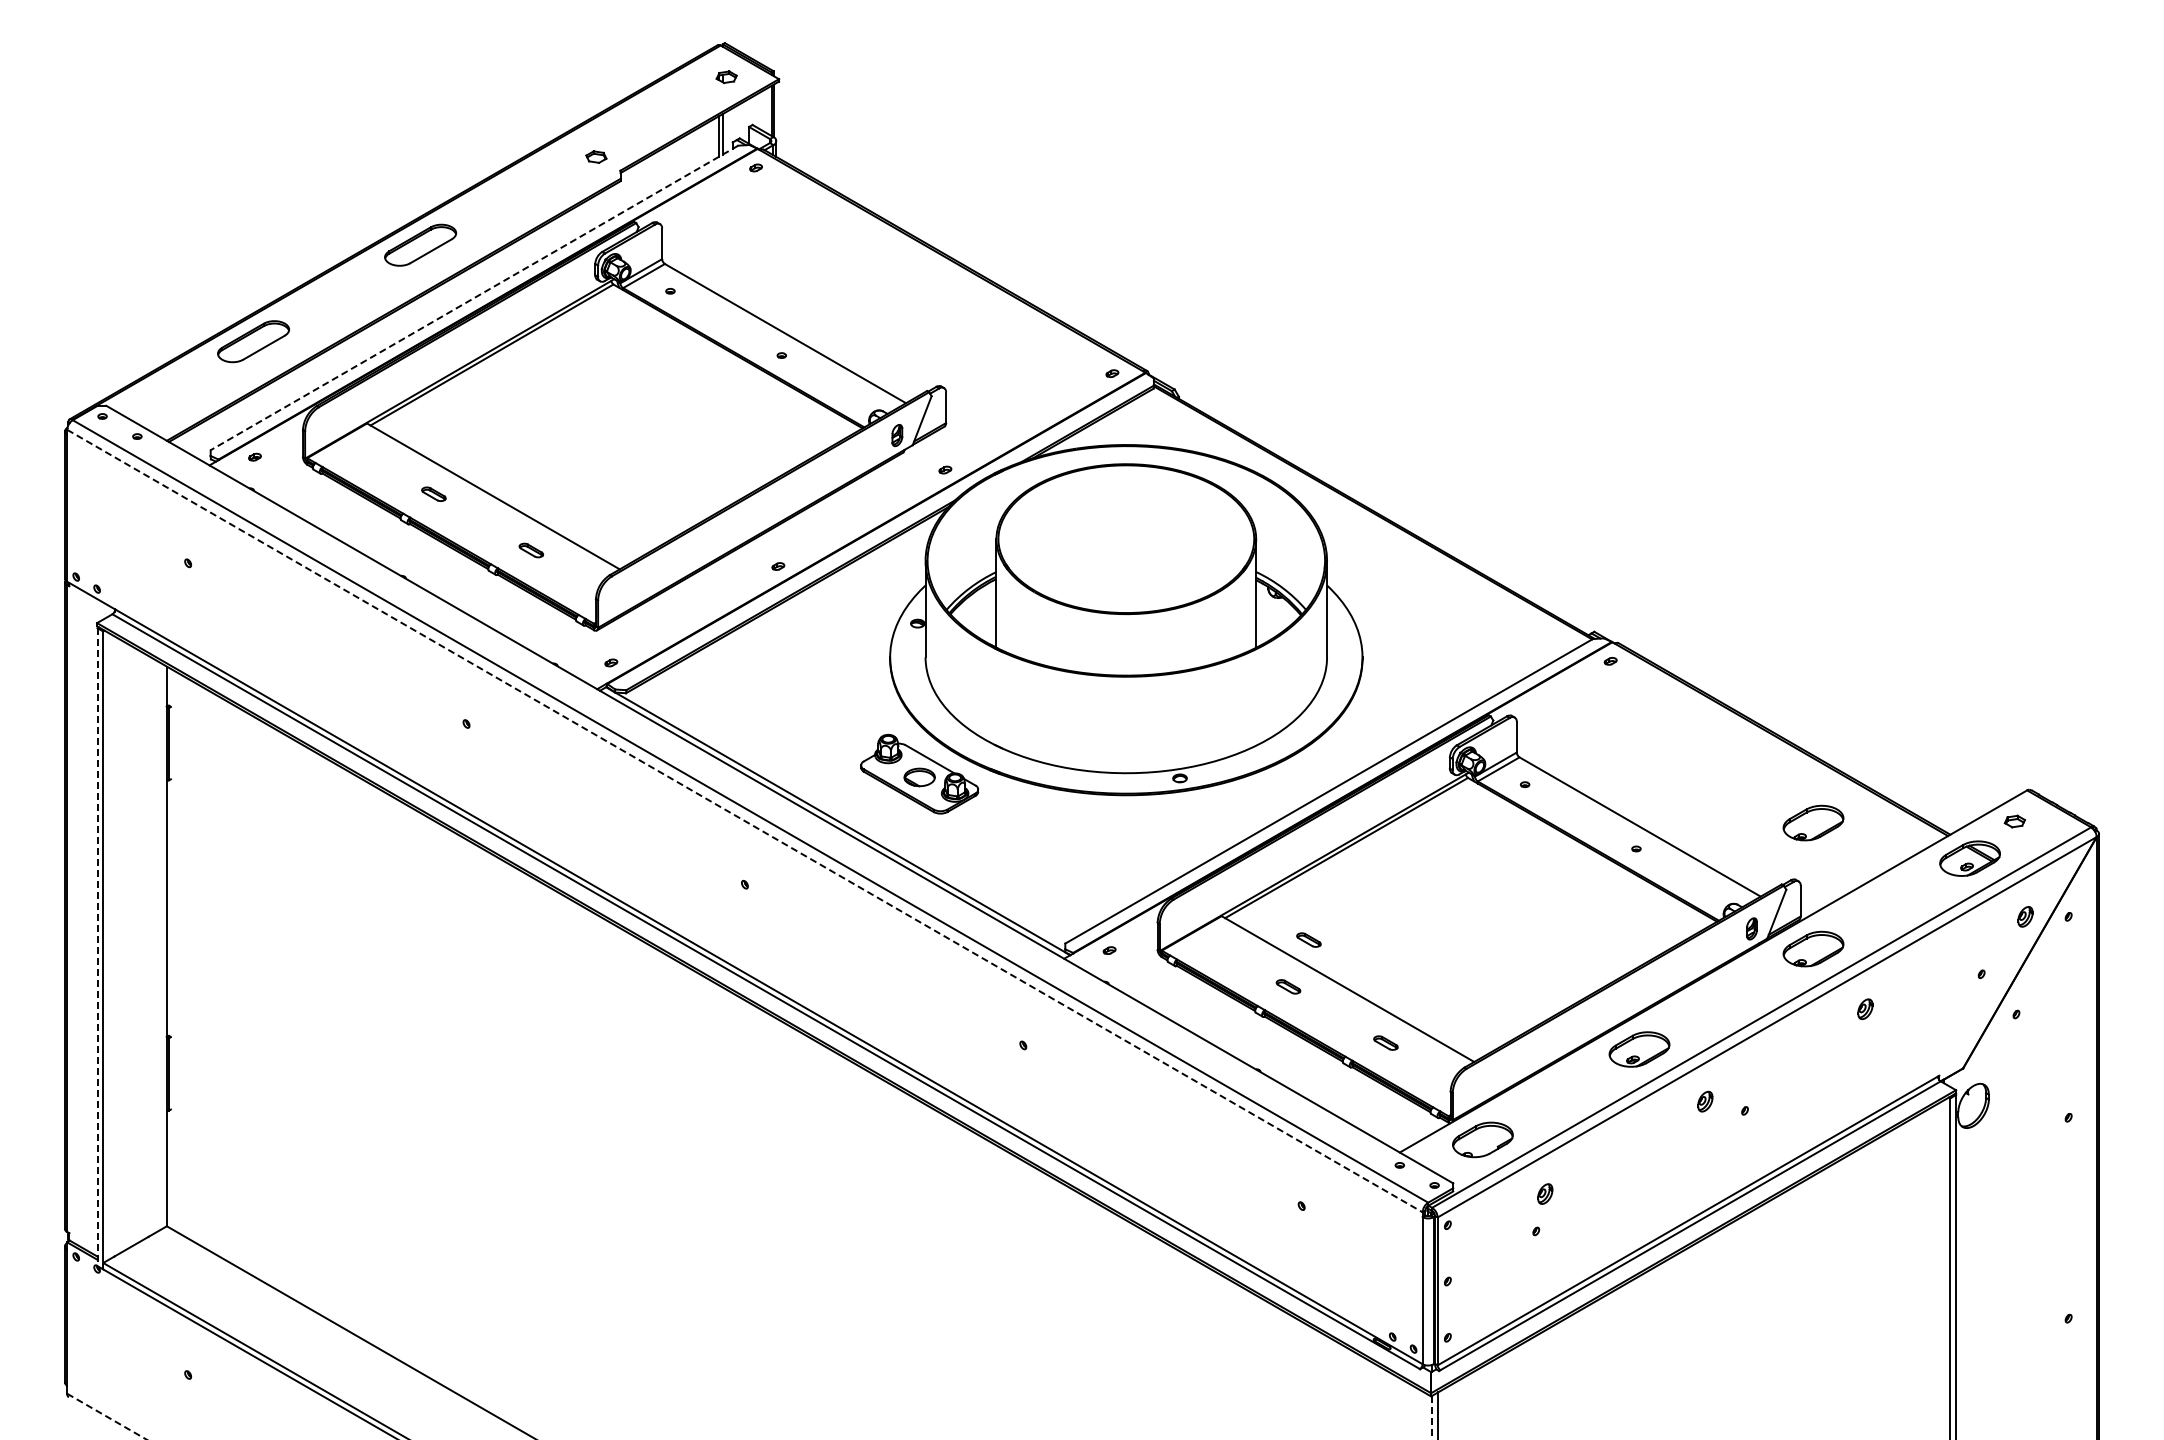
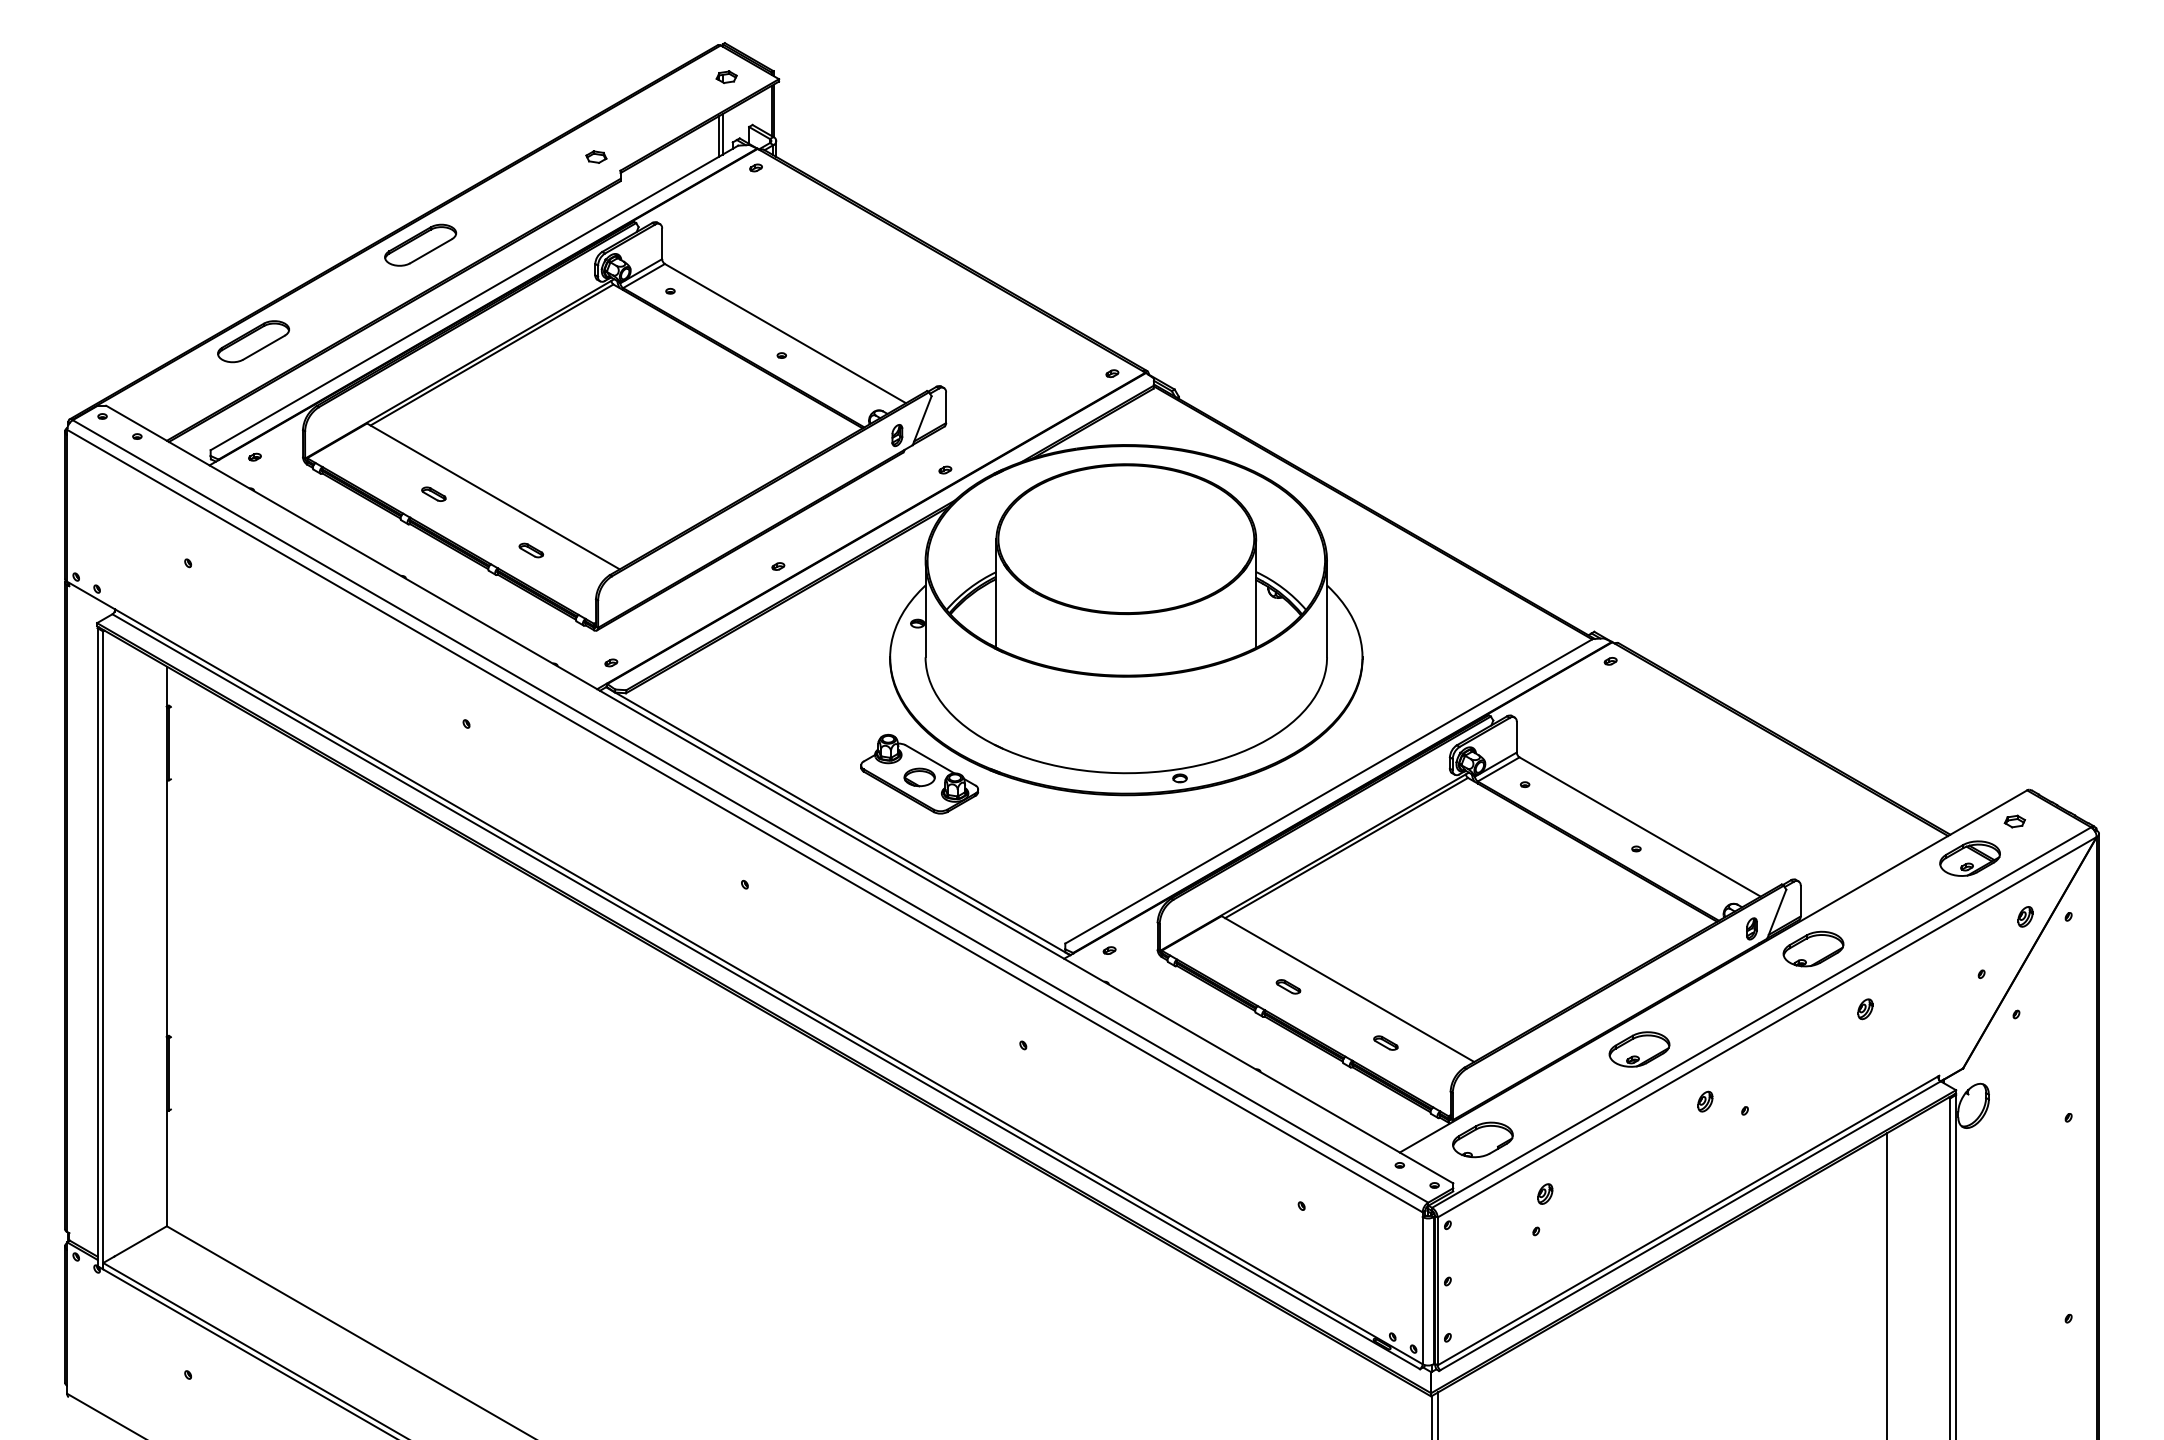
line: dashed -> solid (474, 297)
line: dashed -> solid (744, 821)
part: present -> none (1813, 822)
part: present -> none (1308, 939)
line: dashed -> solid (97, 947)
line: none -> present (1886, 1284)
line: dashed -> solid (107, 1416)
line: dashed -> solid (1431, 1418)
